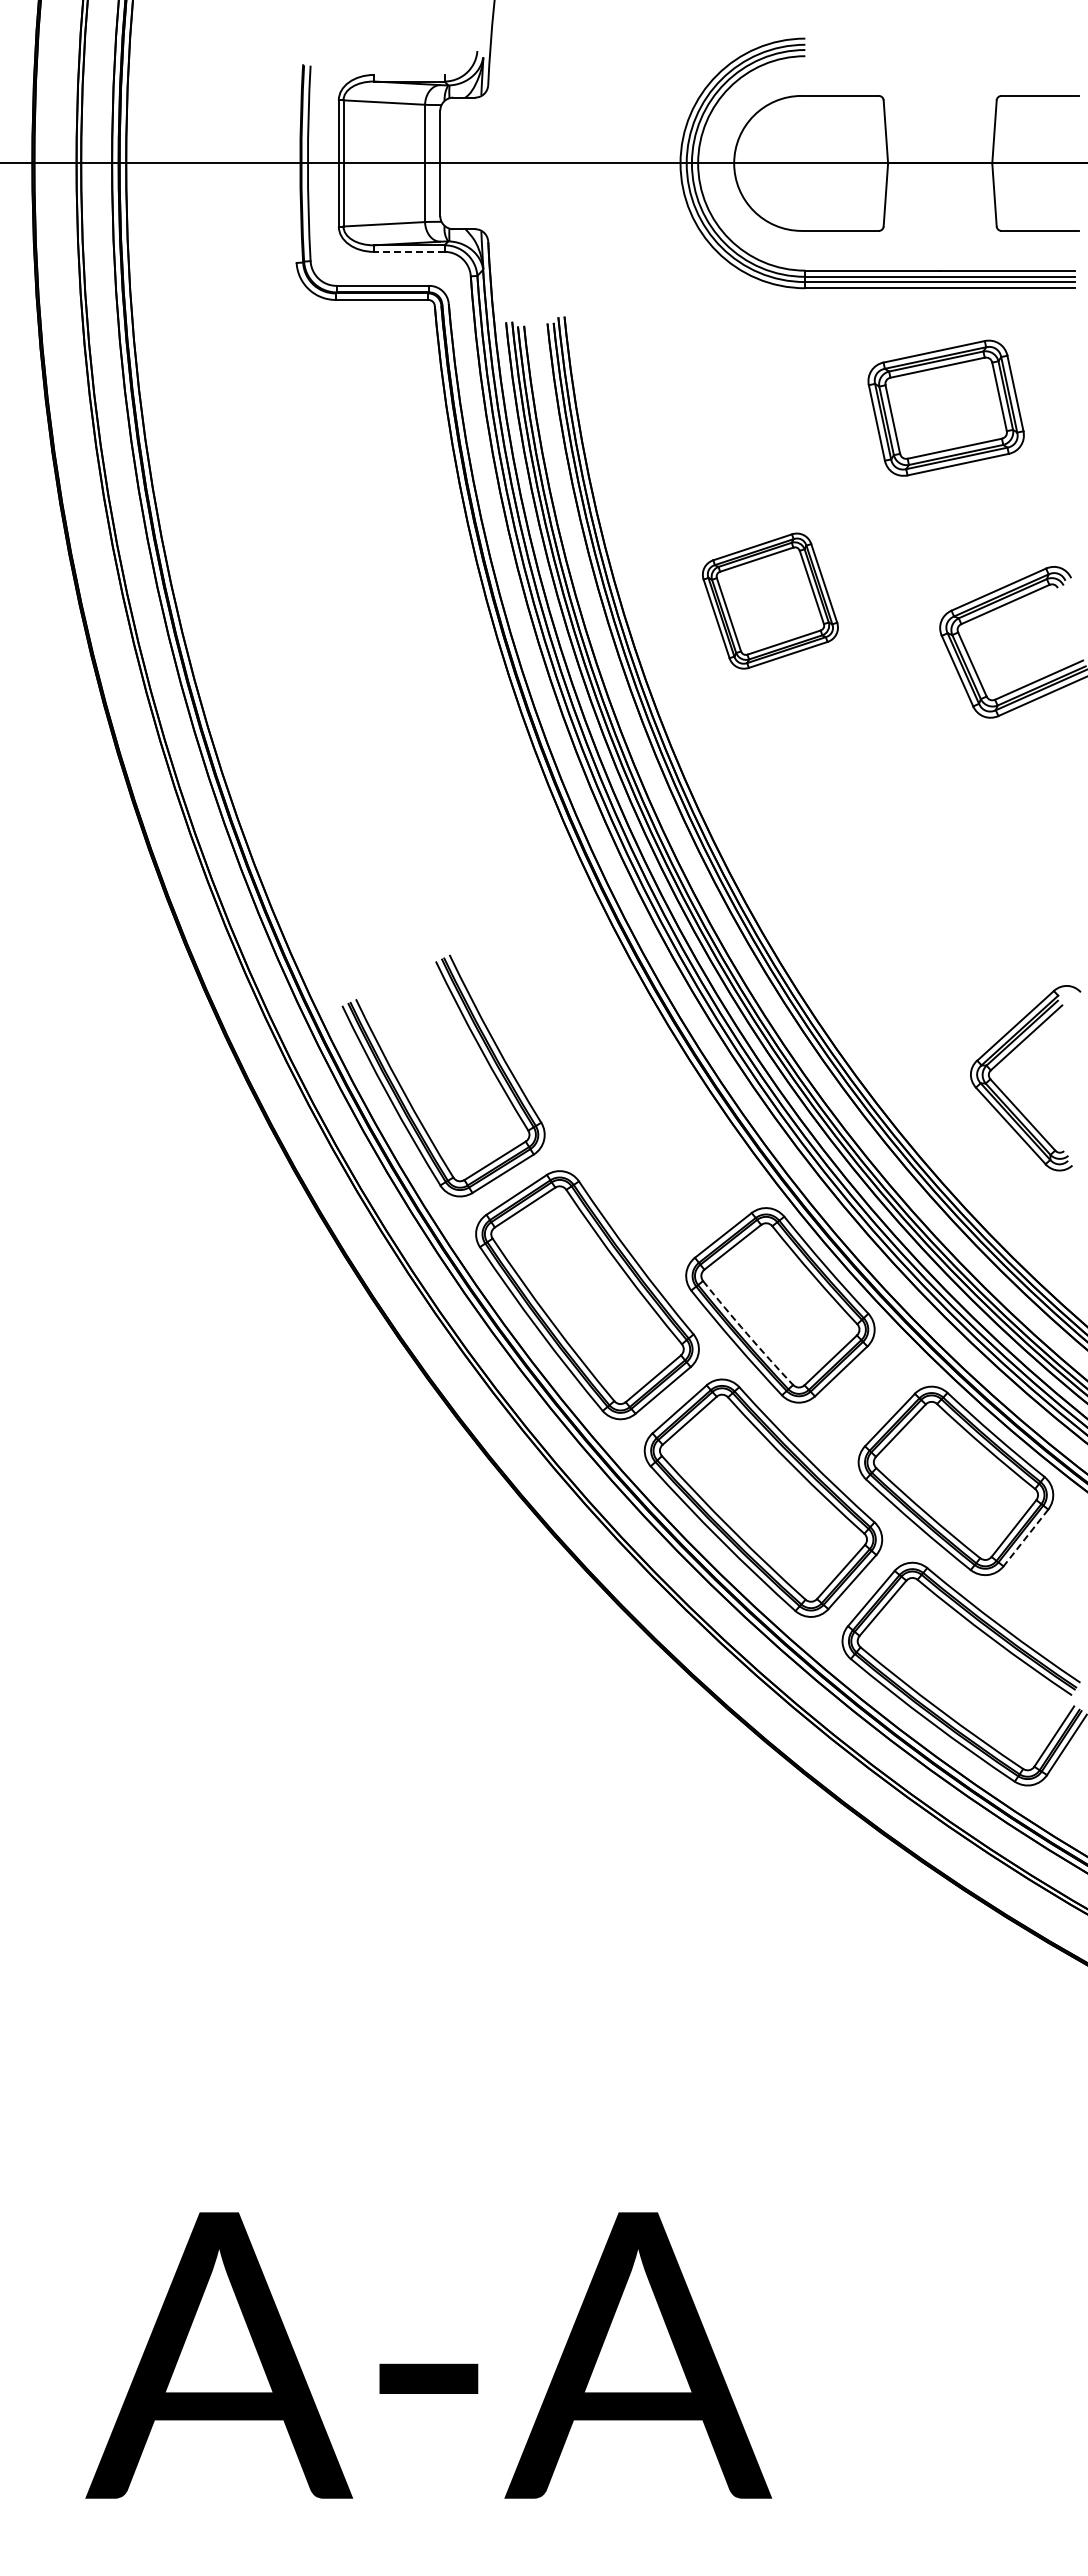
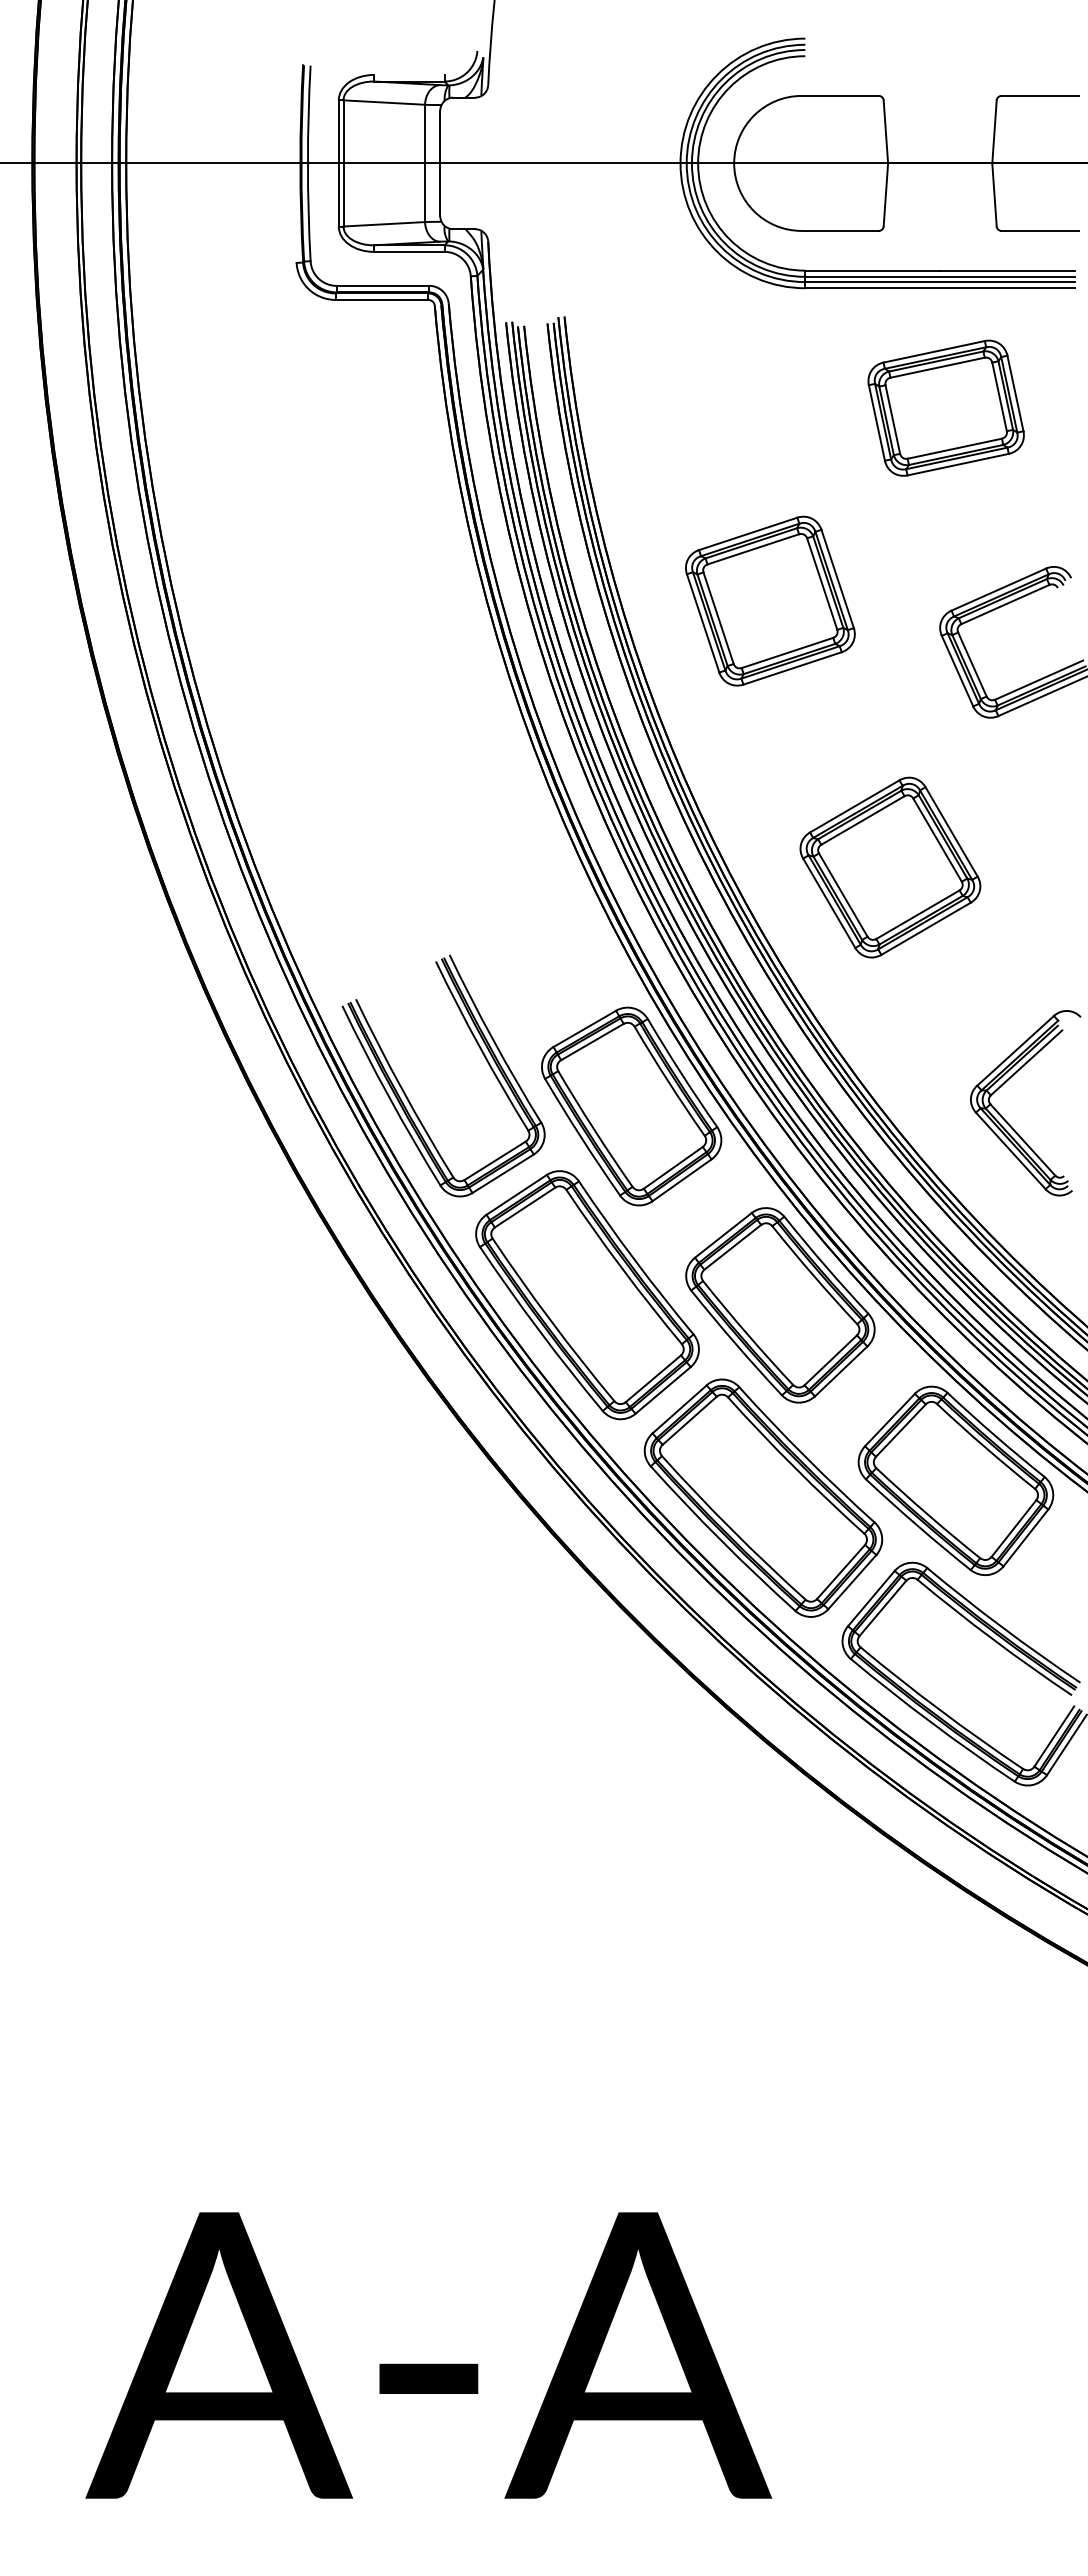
line: dashed -> solid (408, 251)
part size: 137x138 px -> 171x172 px (770, 600)
part: none -> present (890, 867)
part position: (1007, 1096) -> (1007, 1121) (1007, 1121)
part: none -> present (631, 1106)
arc: dashed -> solid (747, 1333)
line: dashed -> solid (1025, 1538)
